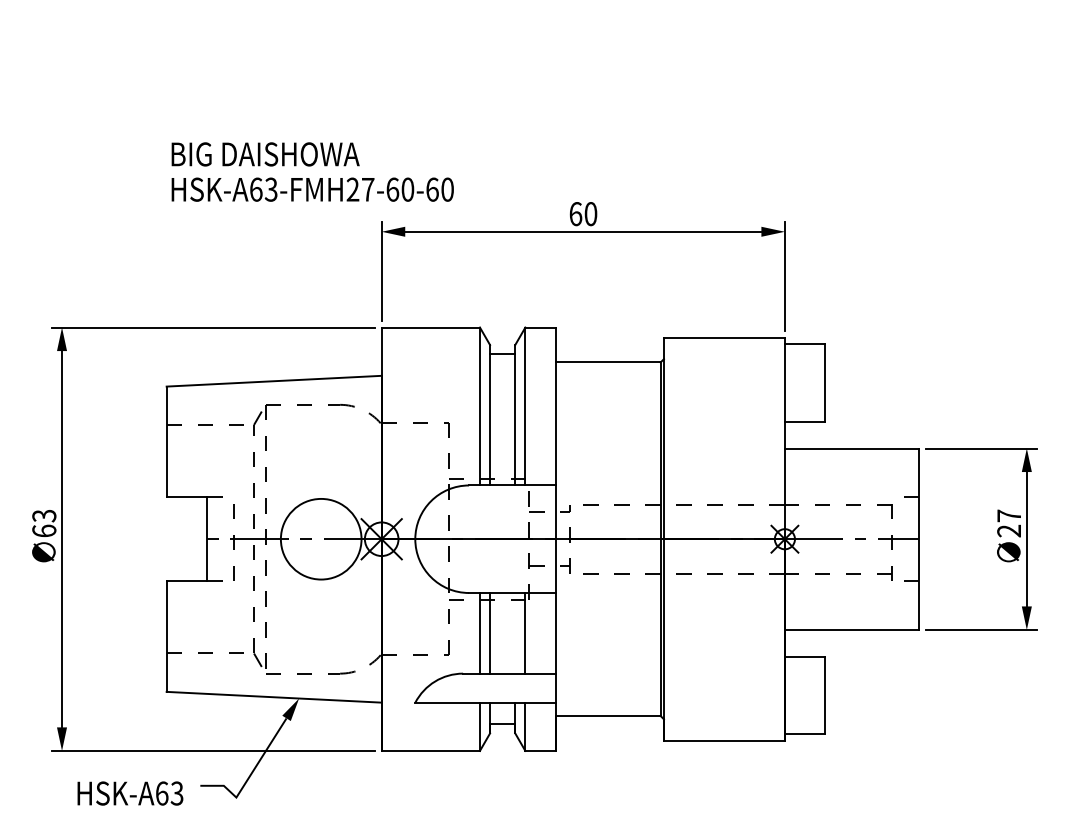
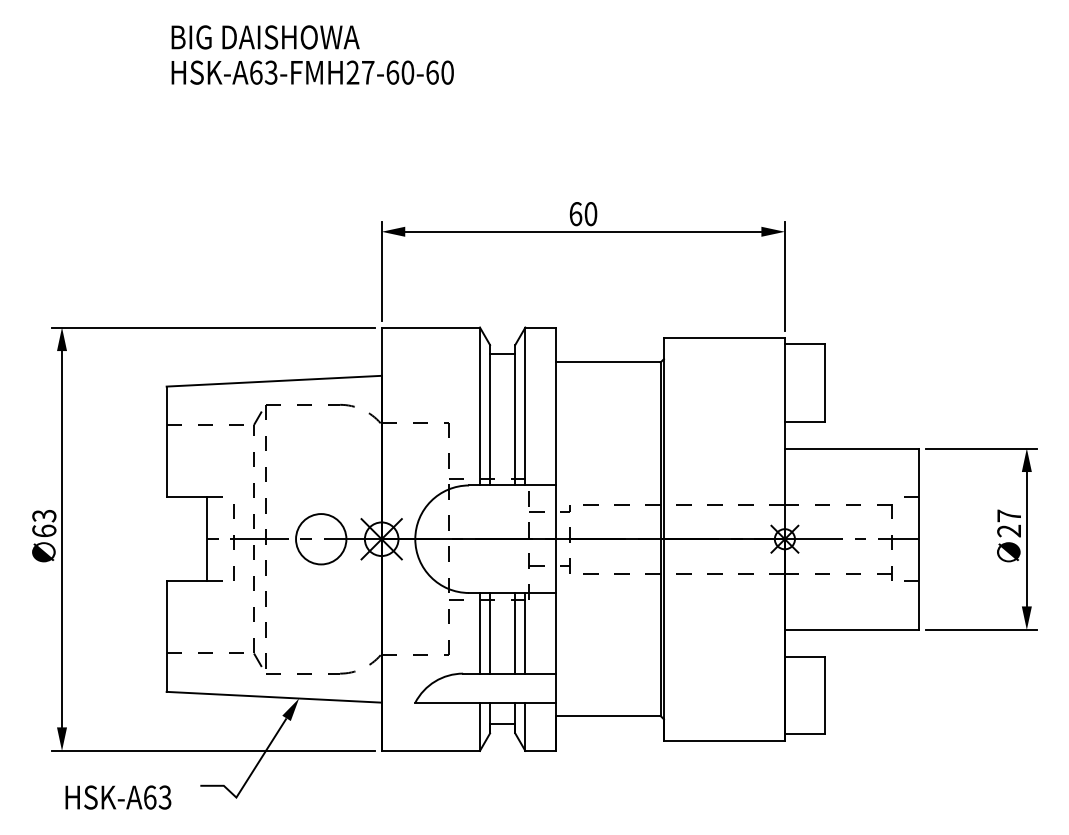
text position: (312, 171) -> (312, 54) (312, 54)
circle diameter: 81 px -> 50 px (321, 539)
line: none -> present (515, 633)
text position: (130, 793) -> (118, 797) (118, 797)
